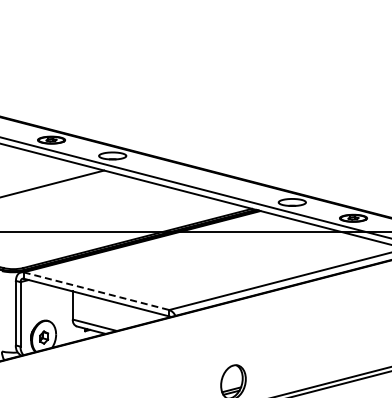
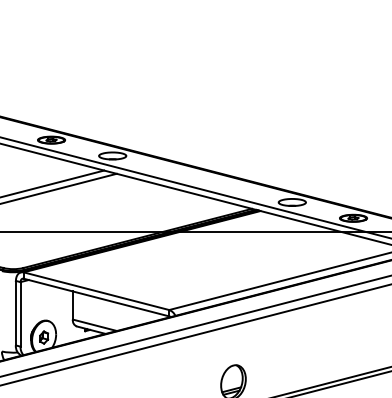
line: none -> present (59, 188)
line: dashed -> solid (96, 291)
line: none -> present (195, 326)
line: none -> present (195, 334)
